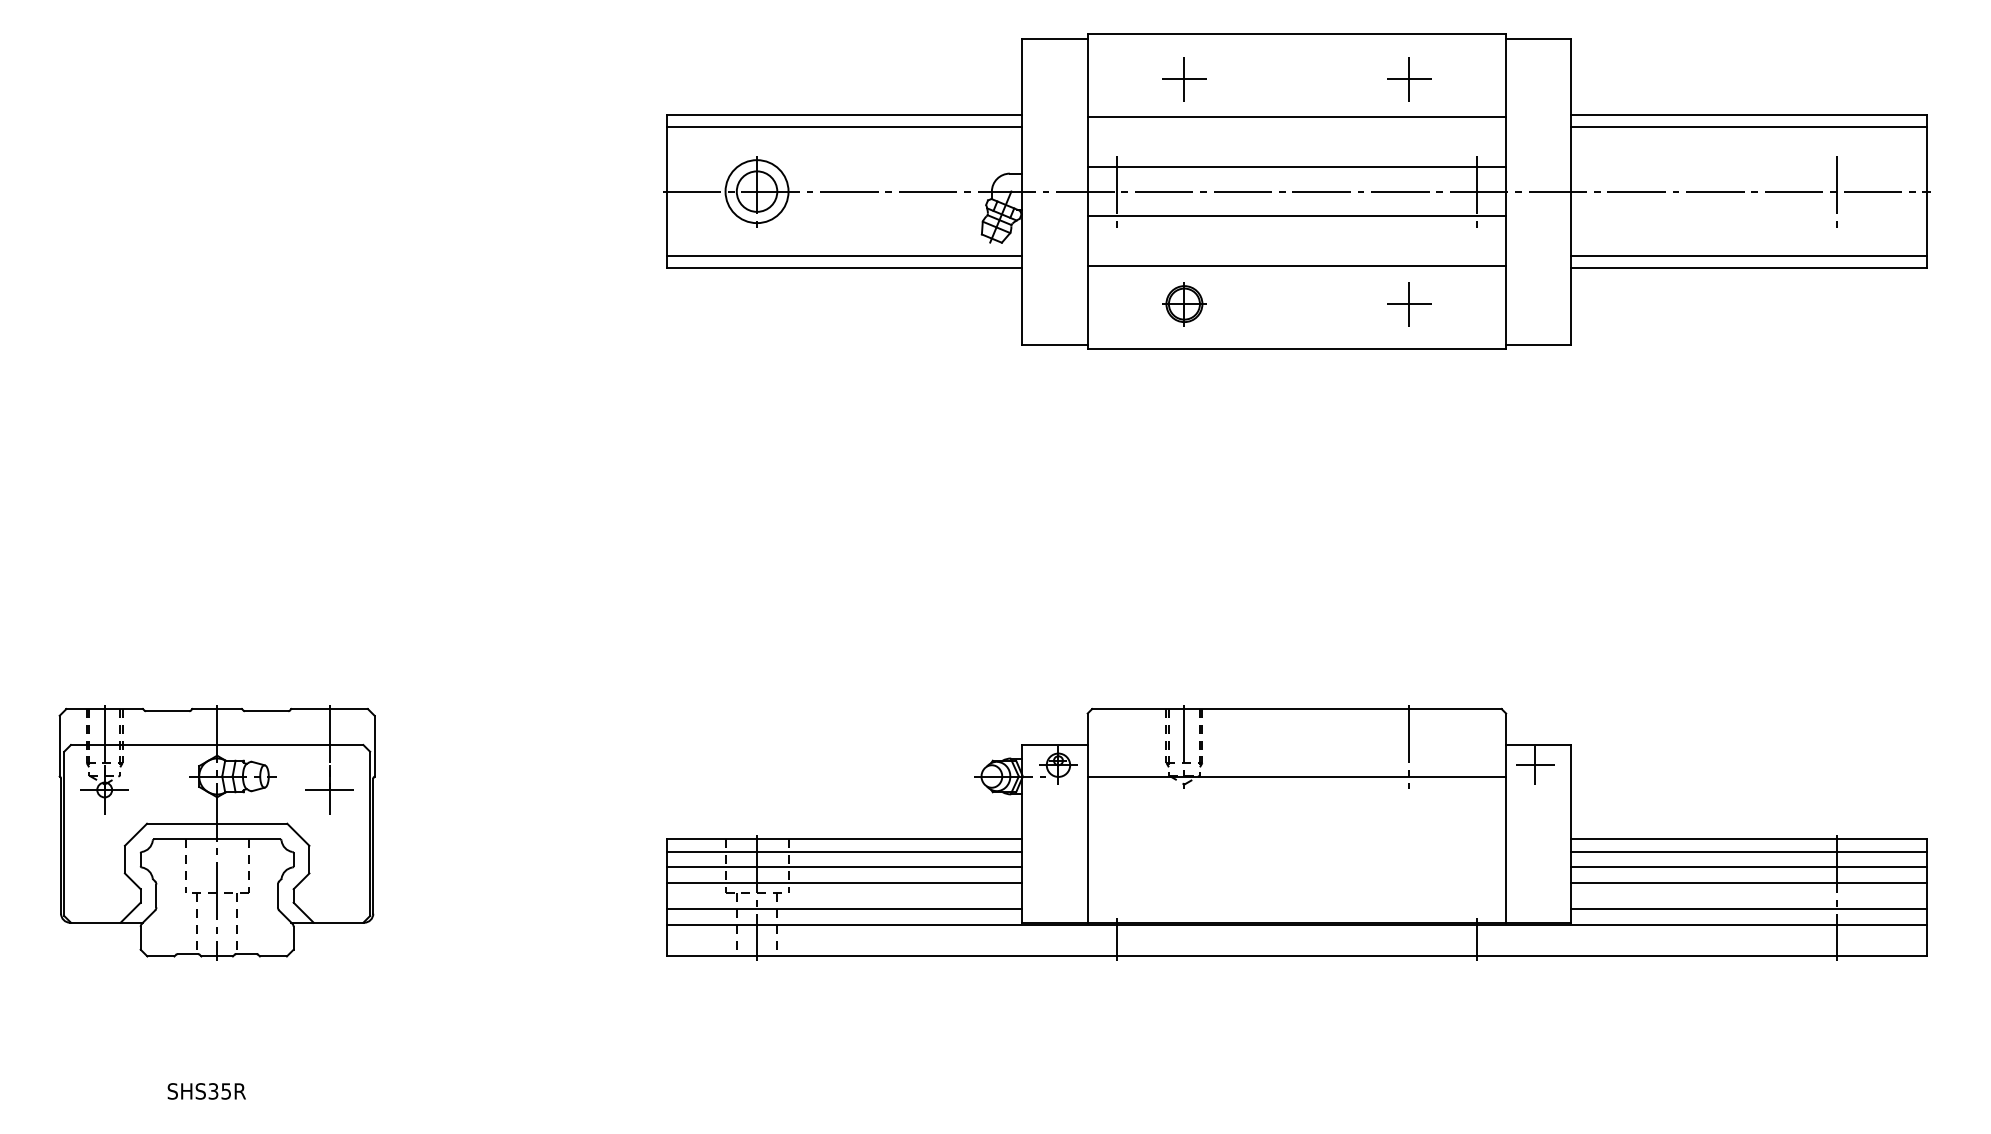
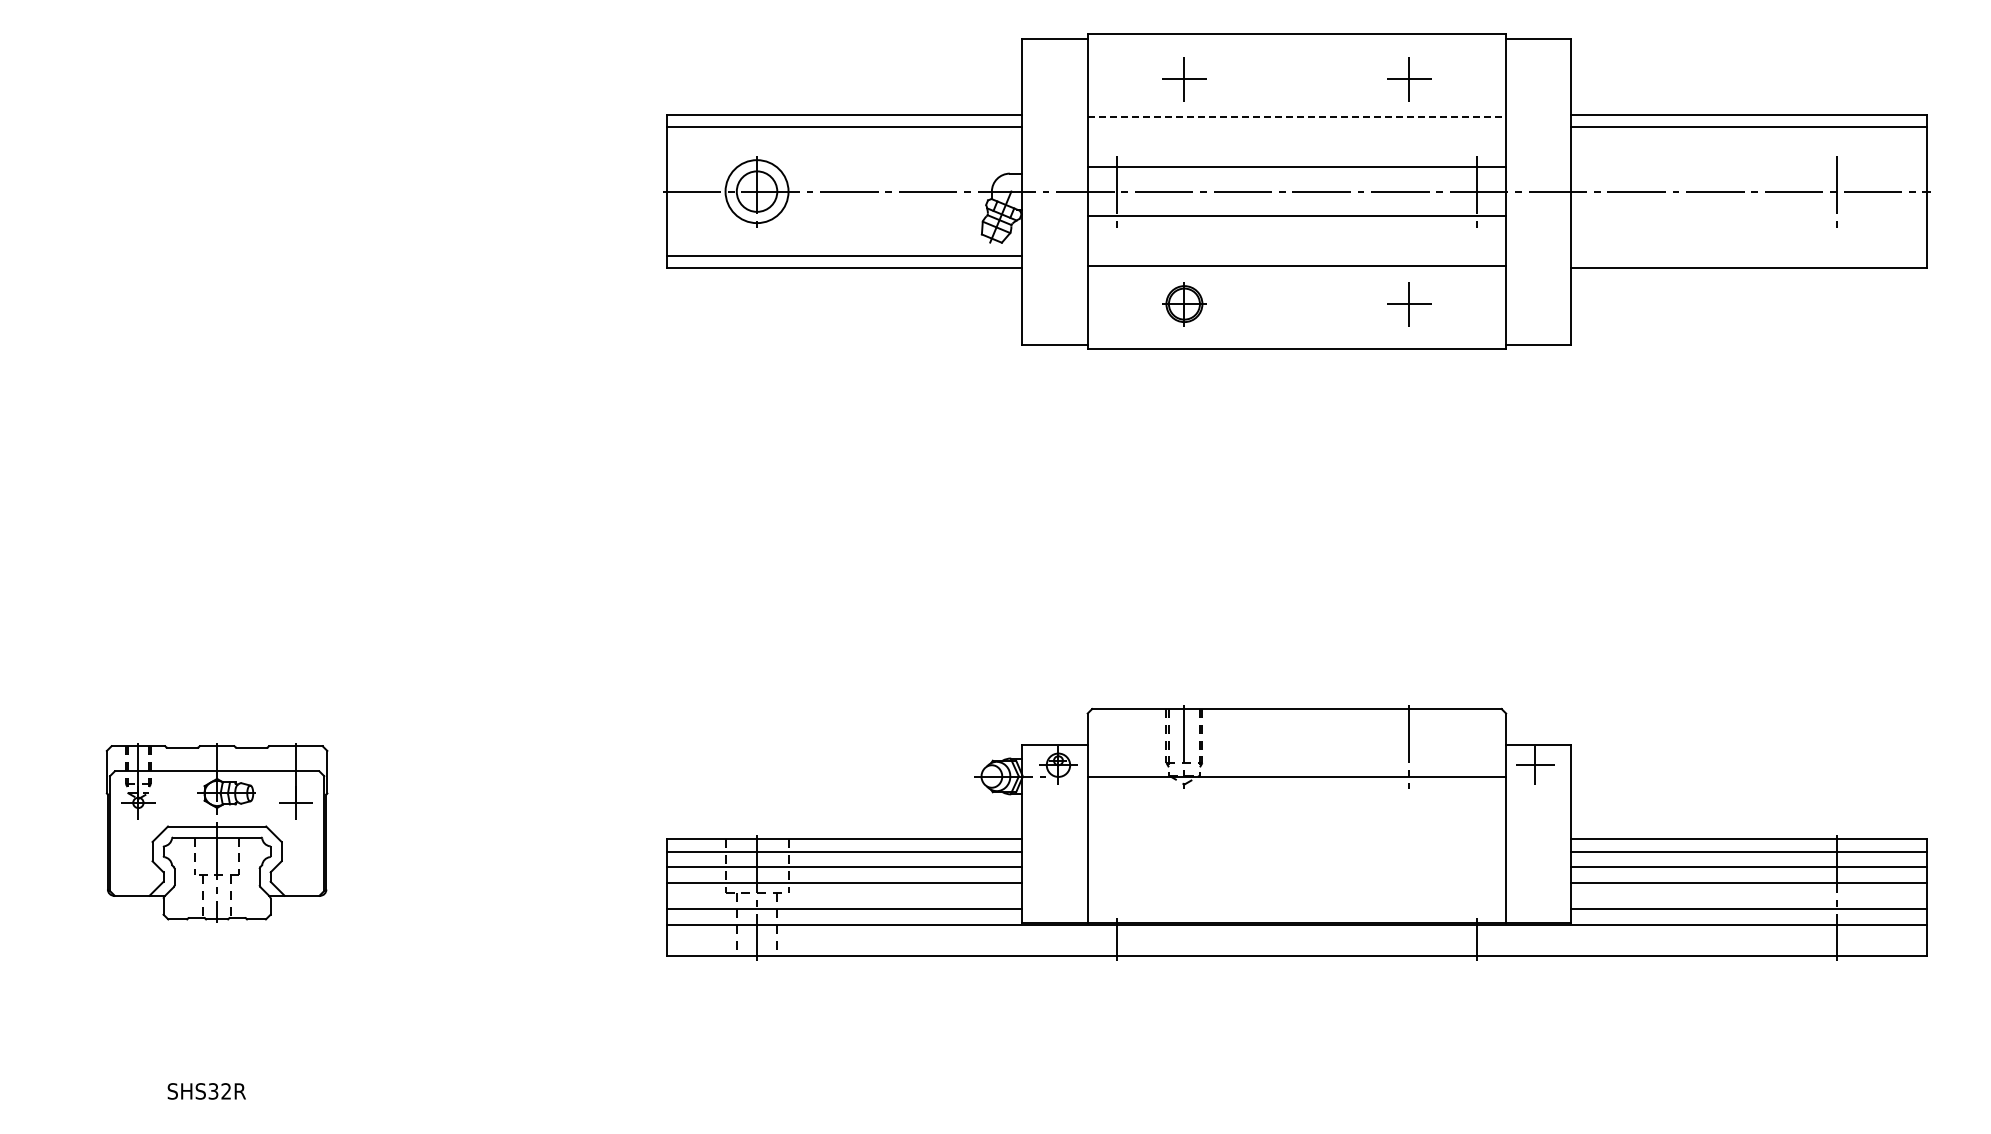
line: solid -> dashed (1297, 117)
line: present -> none (1748, 255)
part size: 318x256 px -> 224x180 px (216, 832)
text: SHS35R -> SHS32R (225, 1091)
